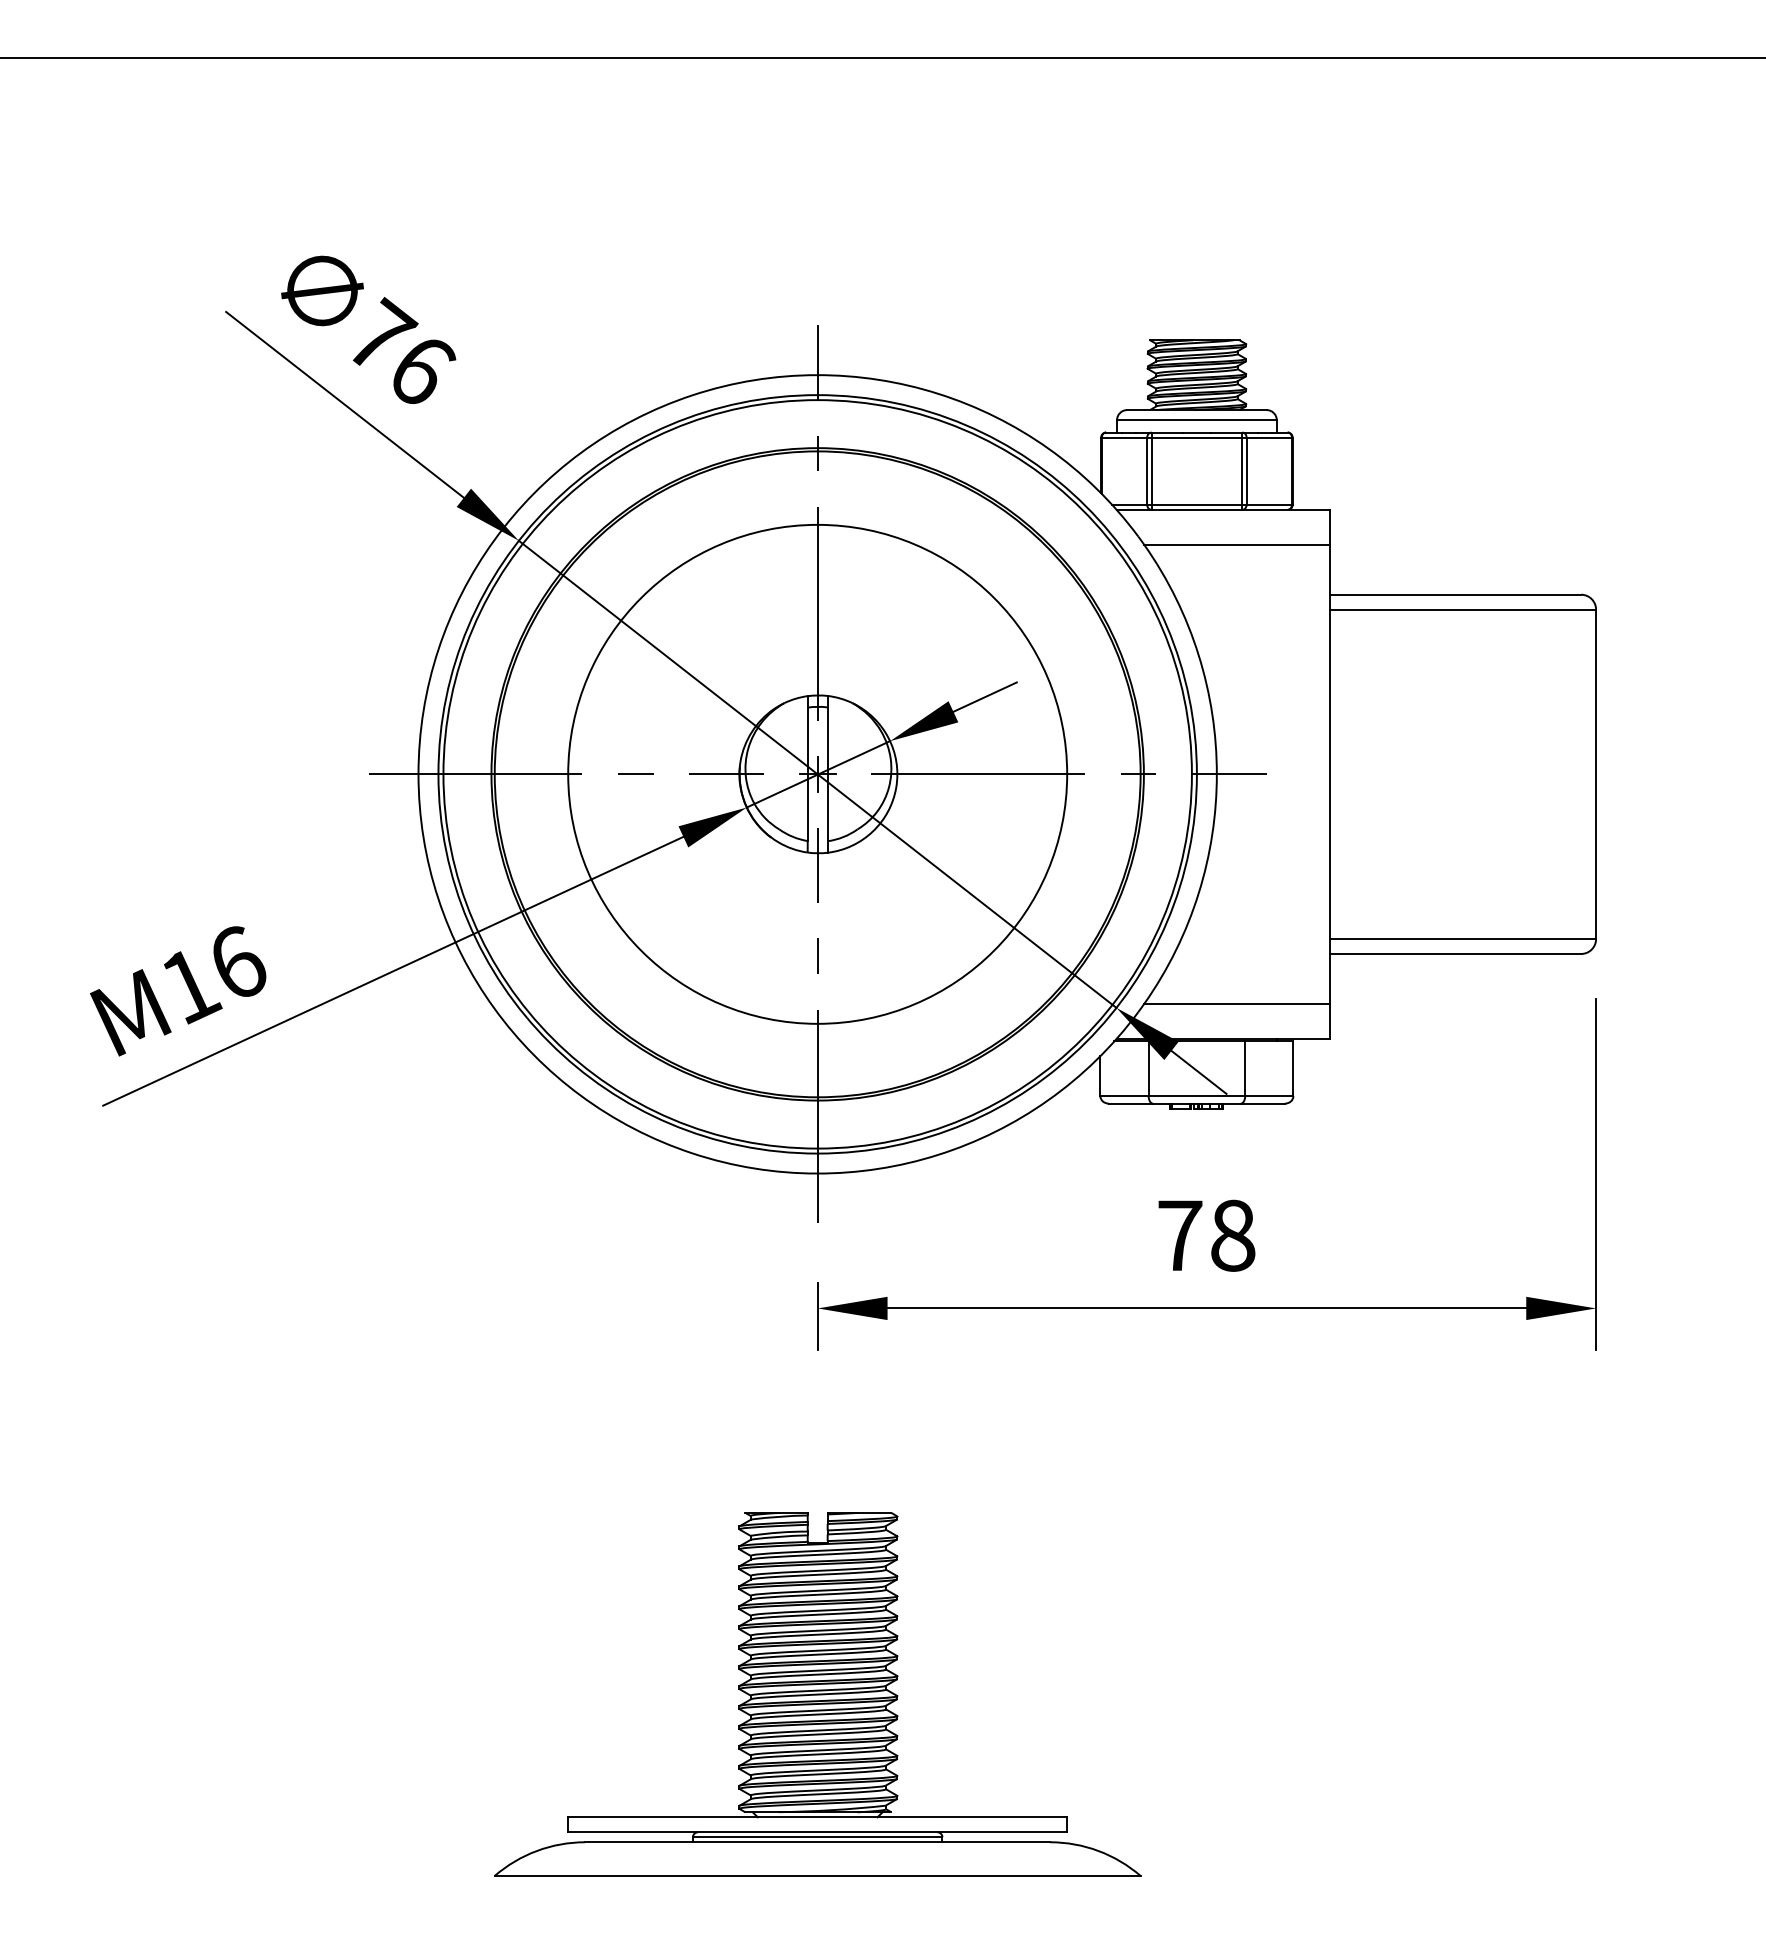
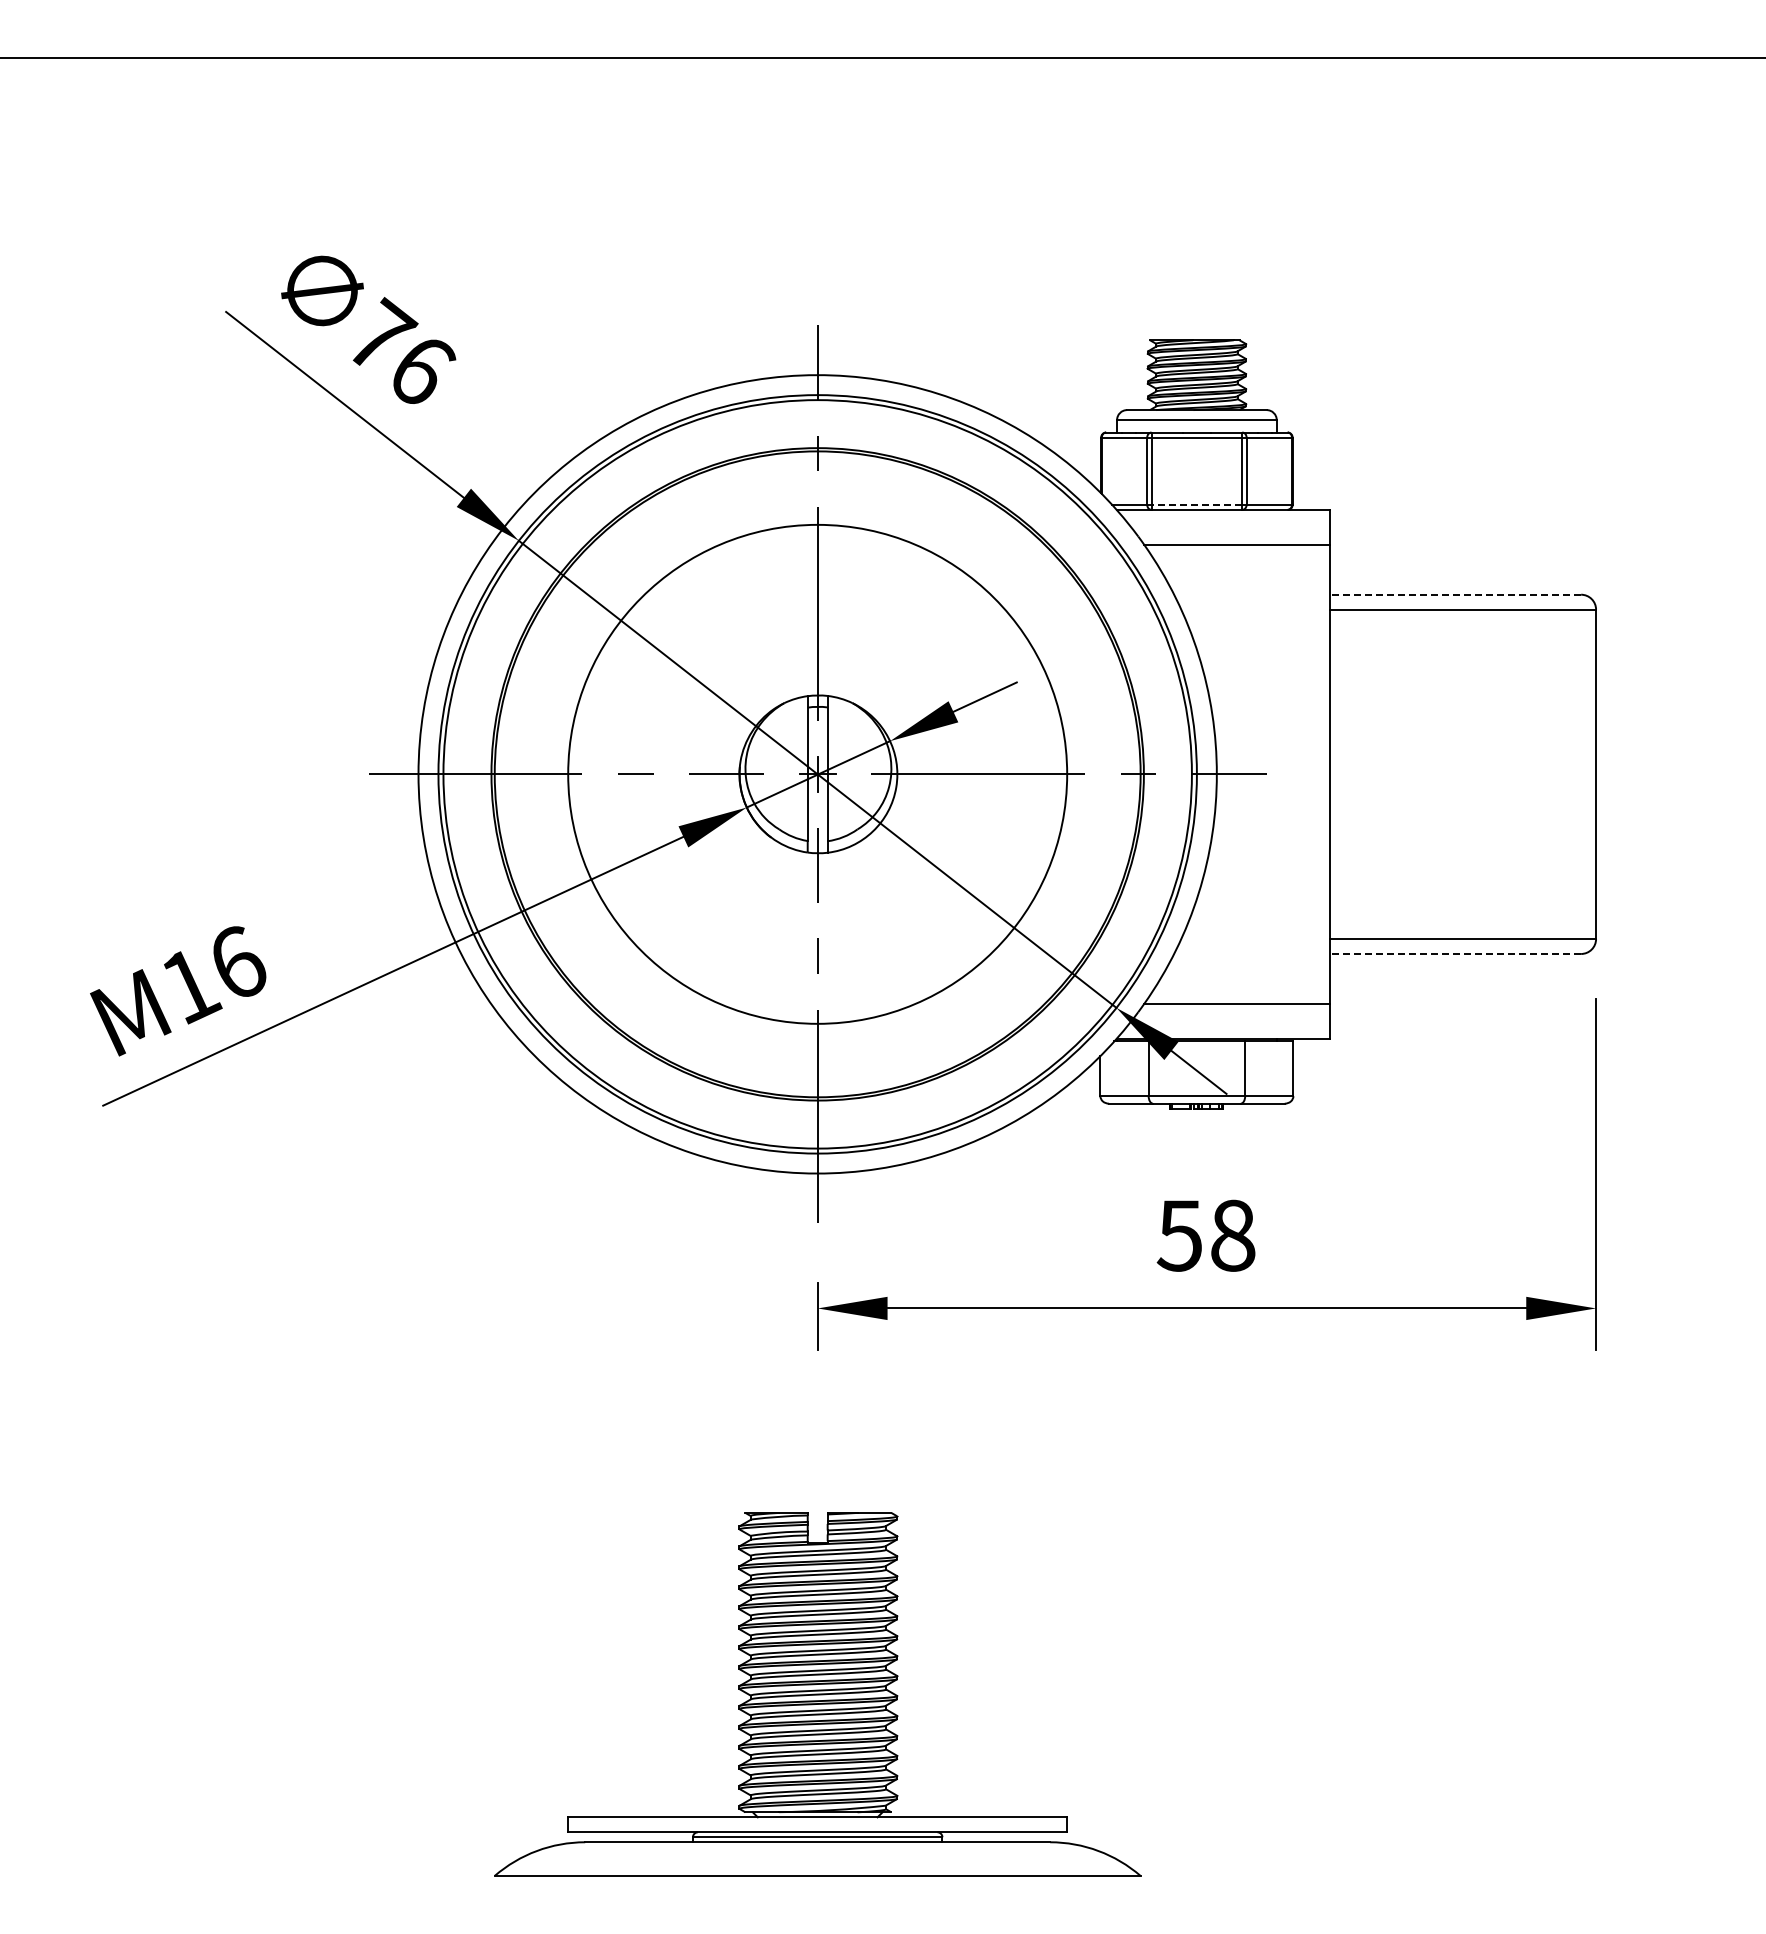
line: solid -> dashed (1196, 504)
line: solid -> dashed (1455, 594)
line: solid -> dashed (1455, 953)
text: 78 -> 58 (1179, 1235)
